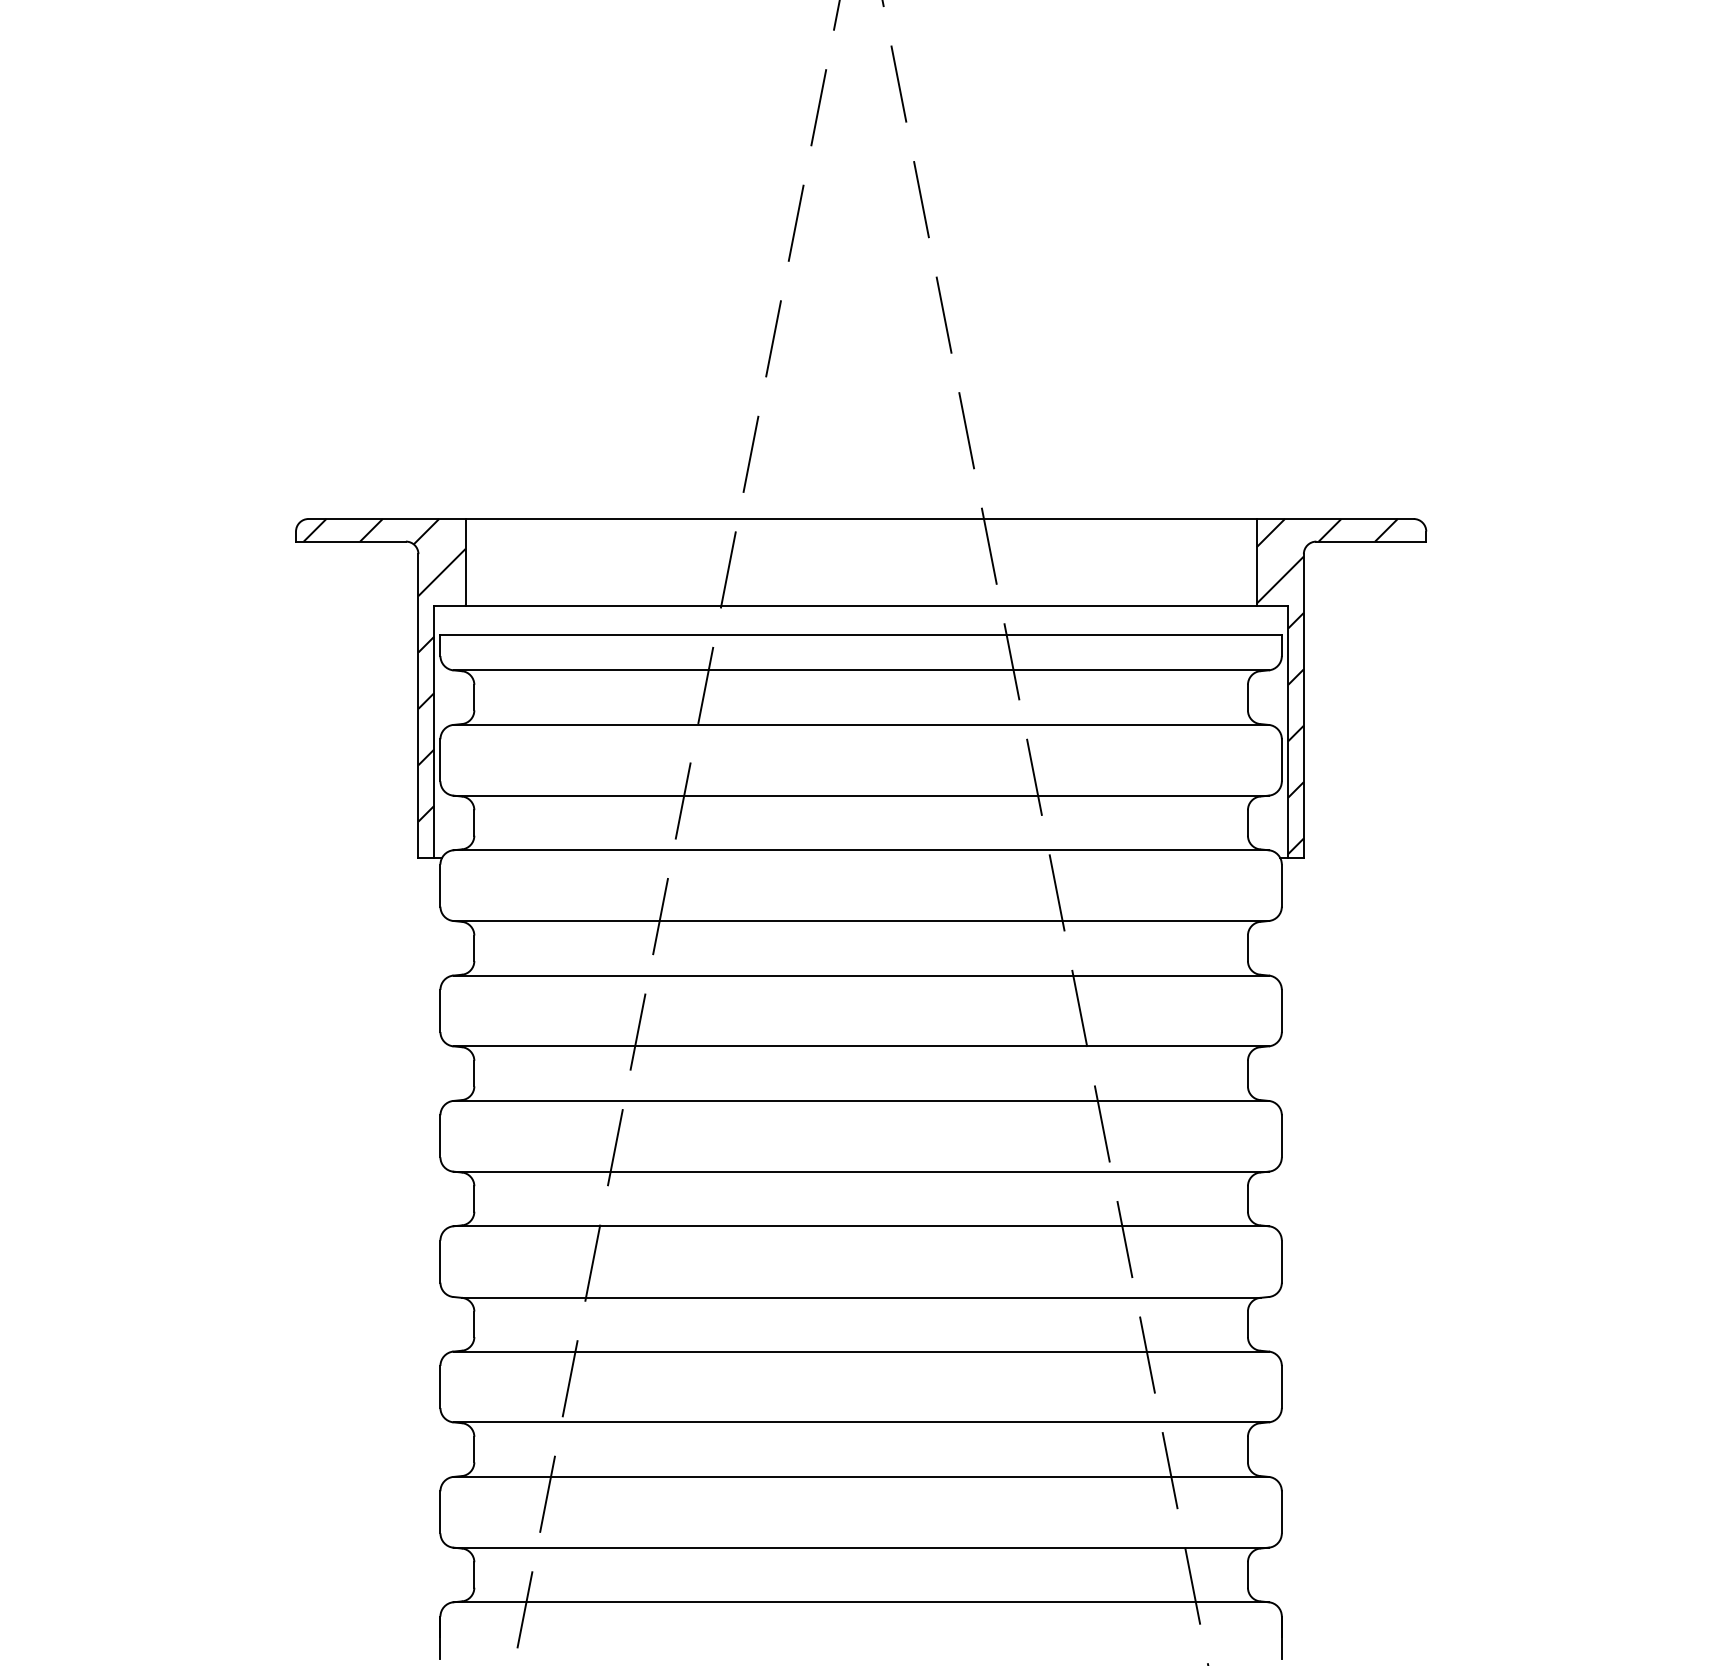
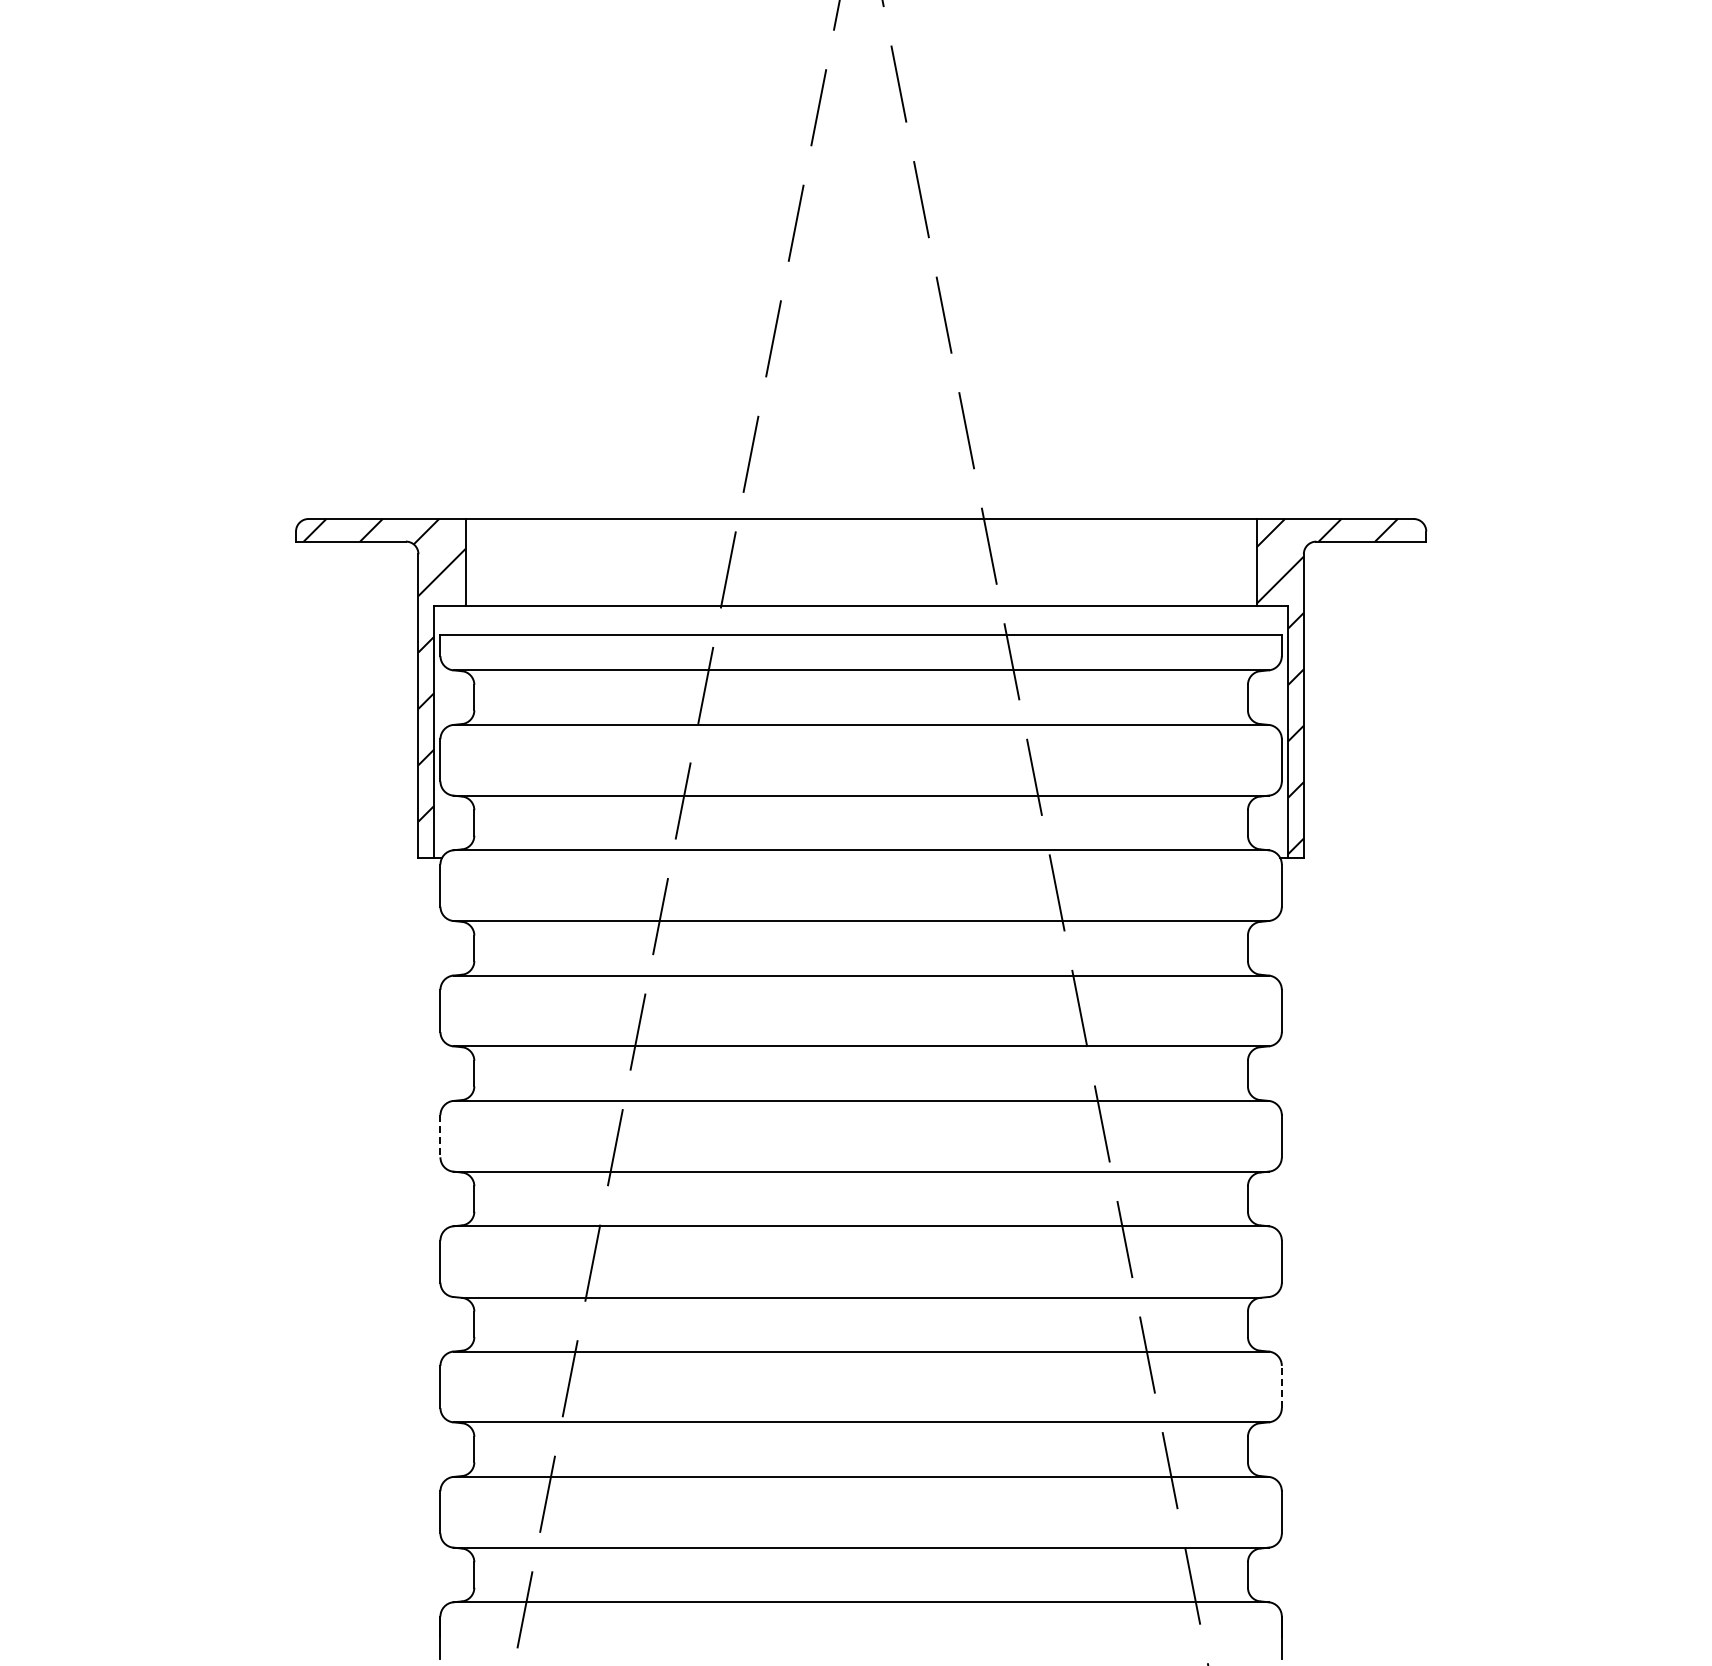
line: solid -> dashed (440, 1136)
line: solid -> dashed (1281, 1386)
